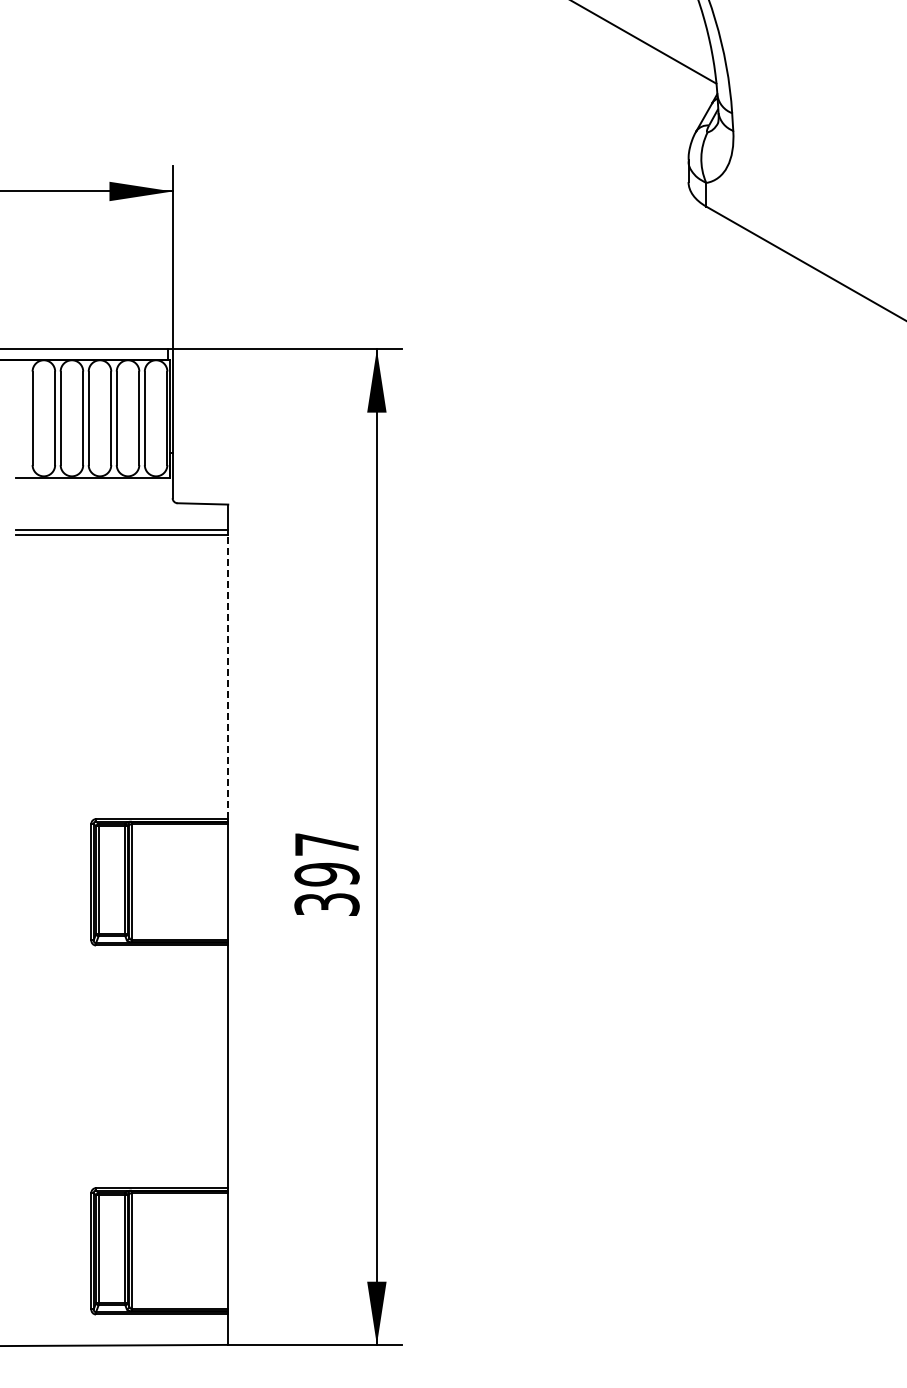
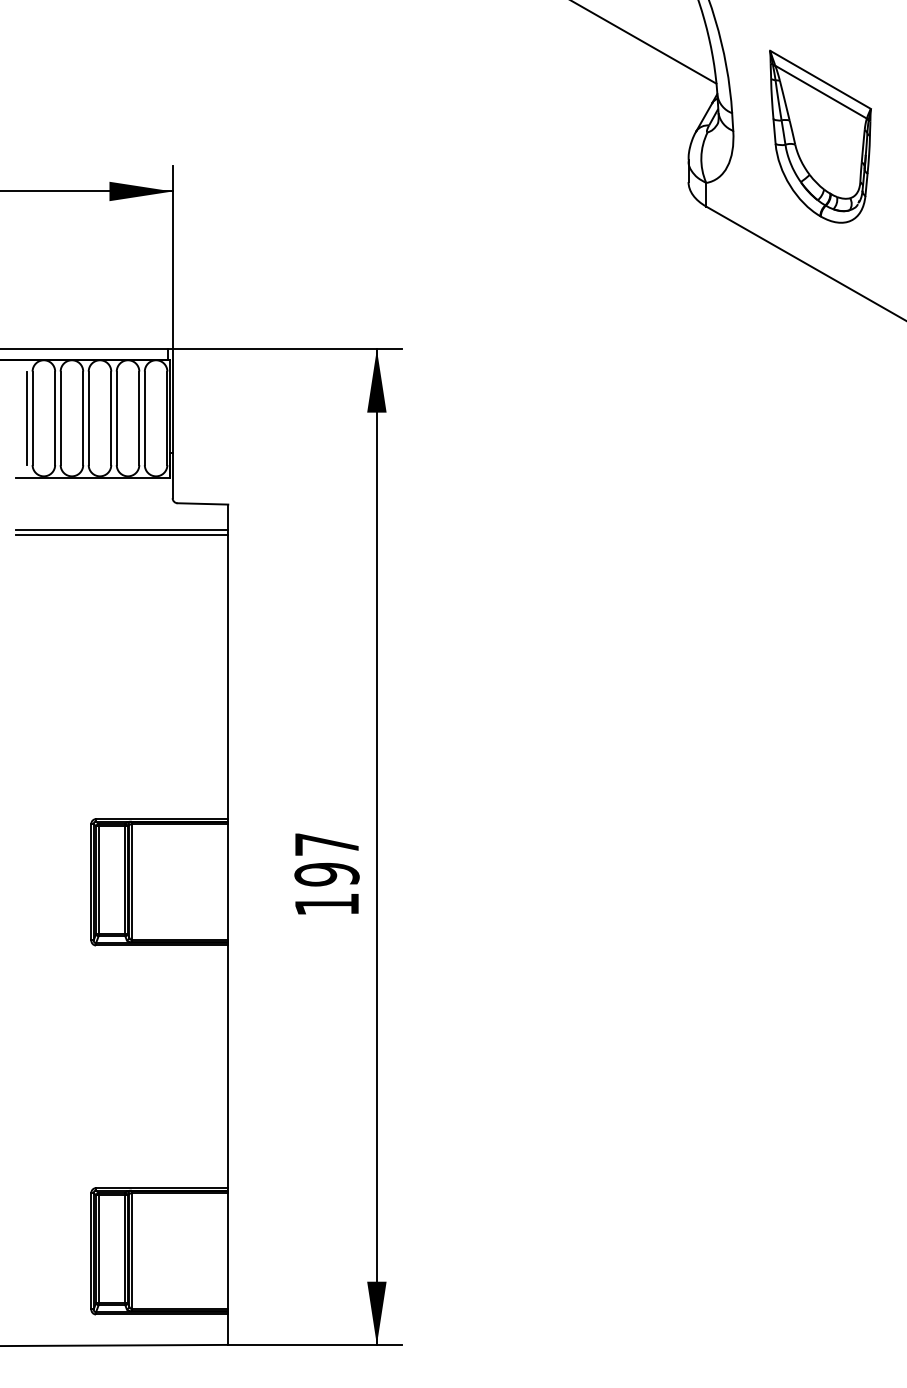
part: none -> present (820, 136)
line: none -> present (27, 418)
line: dashed -> solid (228, 676)
text: 397 -> 197 (326, 904)
